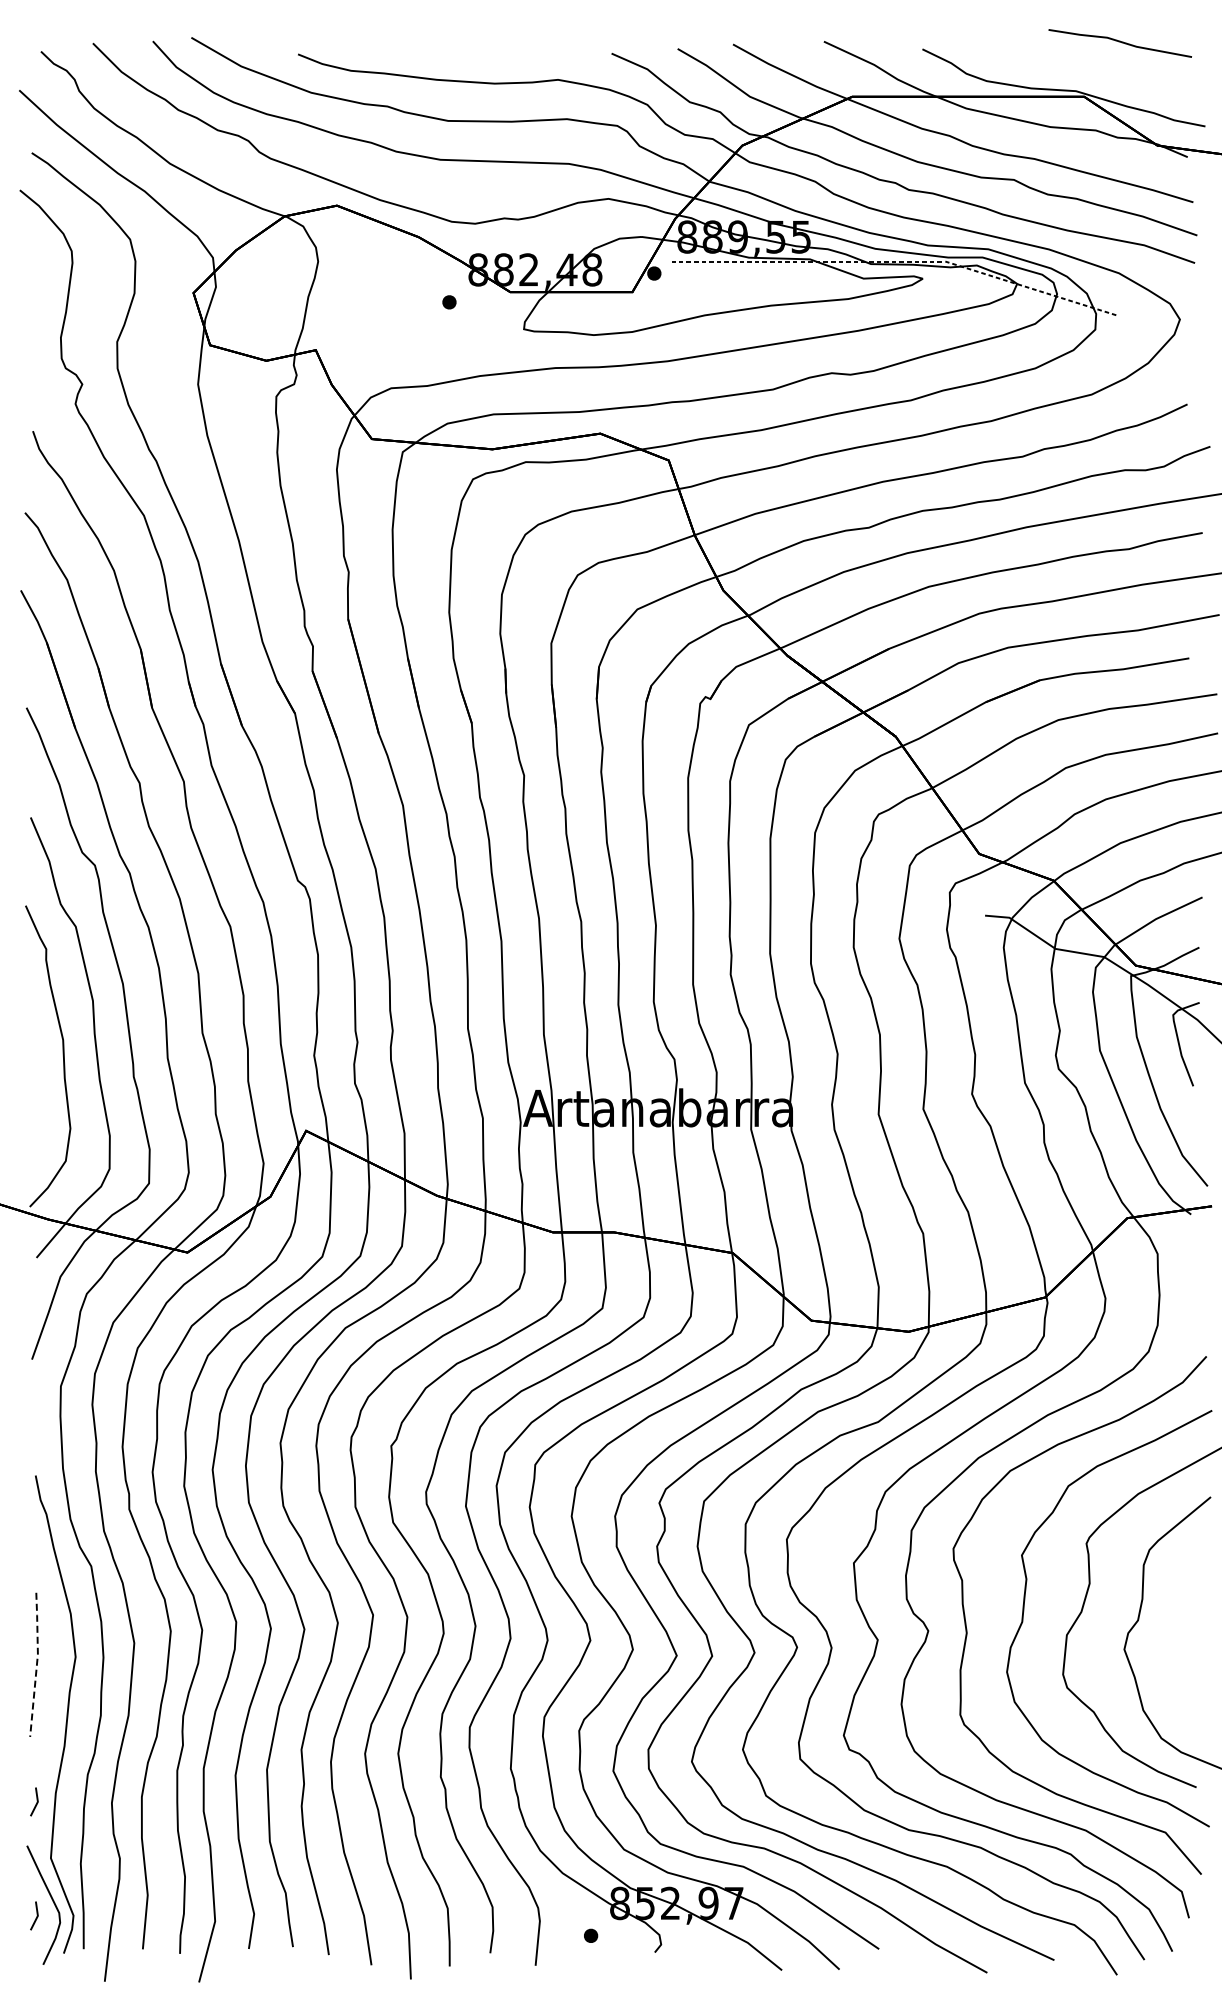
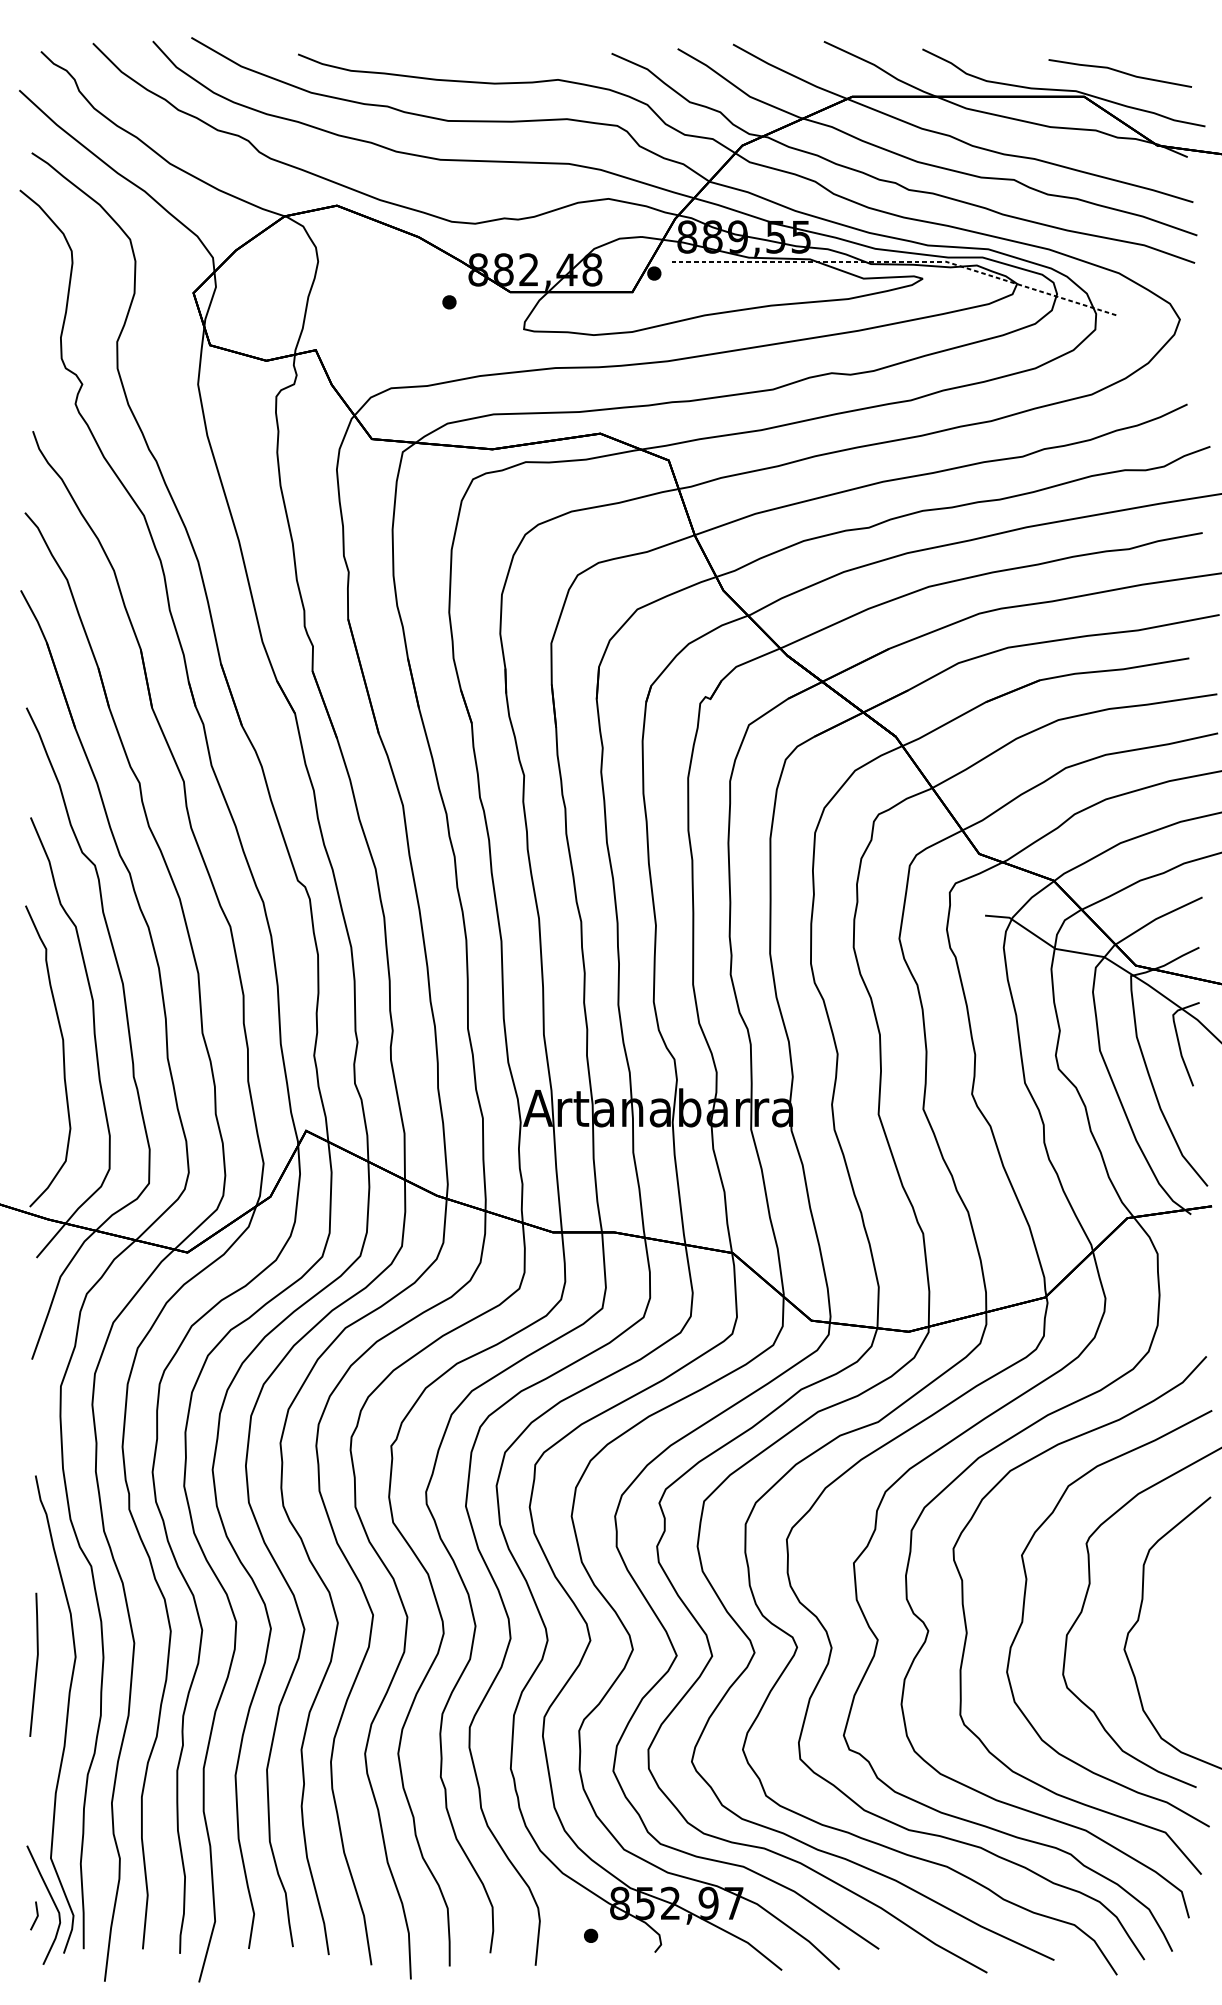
line position: (1119, 42) -> (1119, 72) (1119, 72)
line: dashed -> solid (36, 1664)
line: present -> none (36, 1801)
